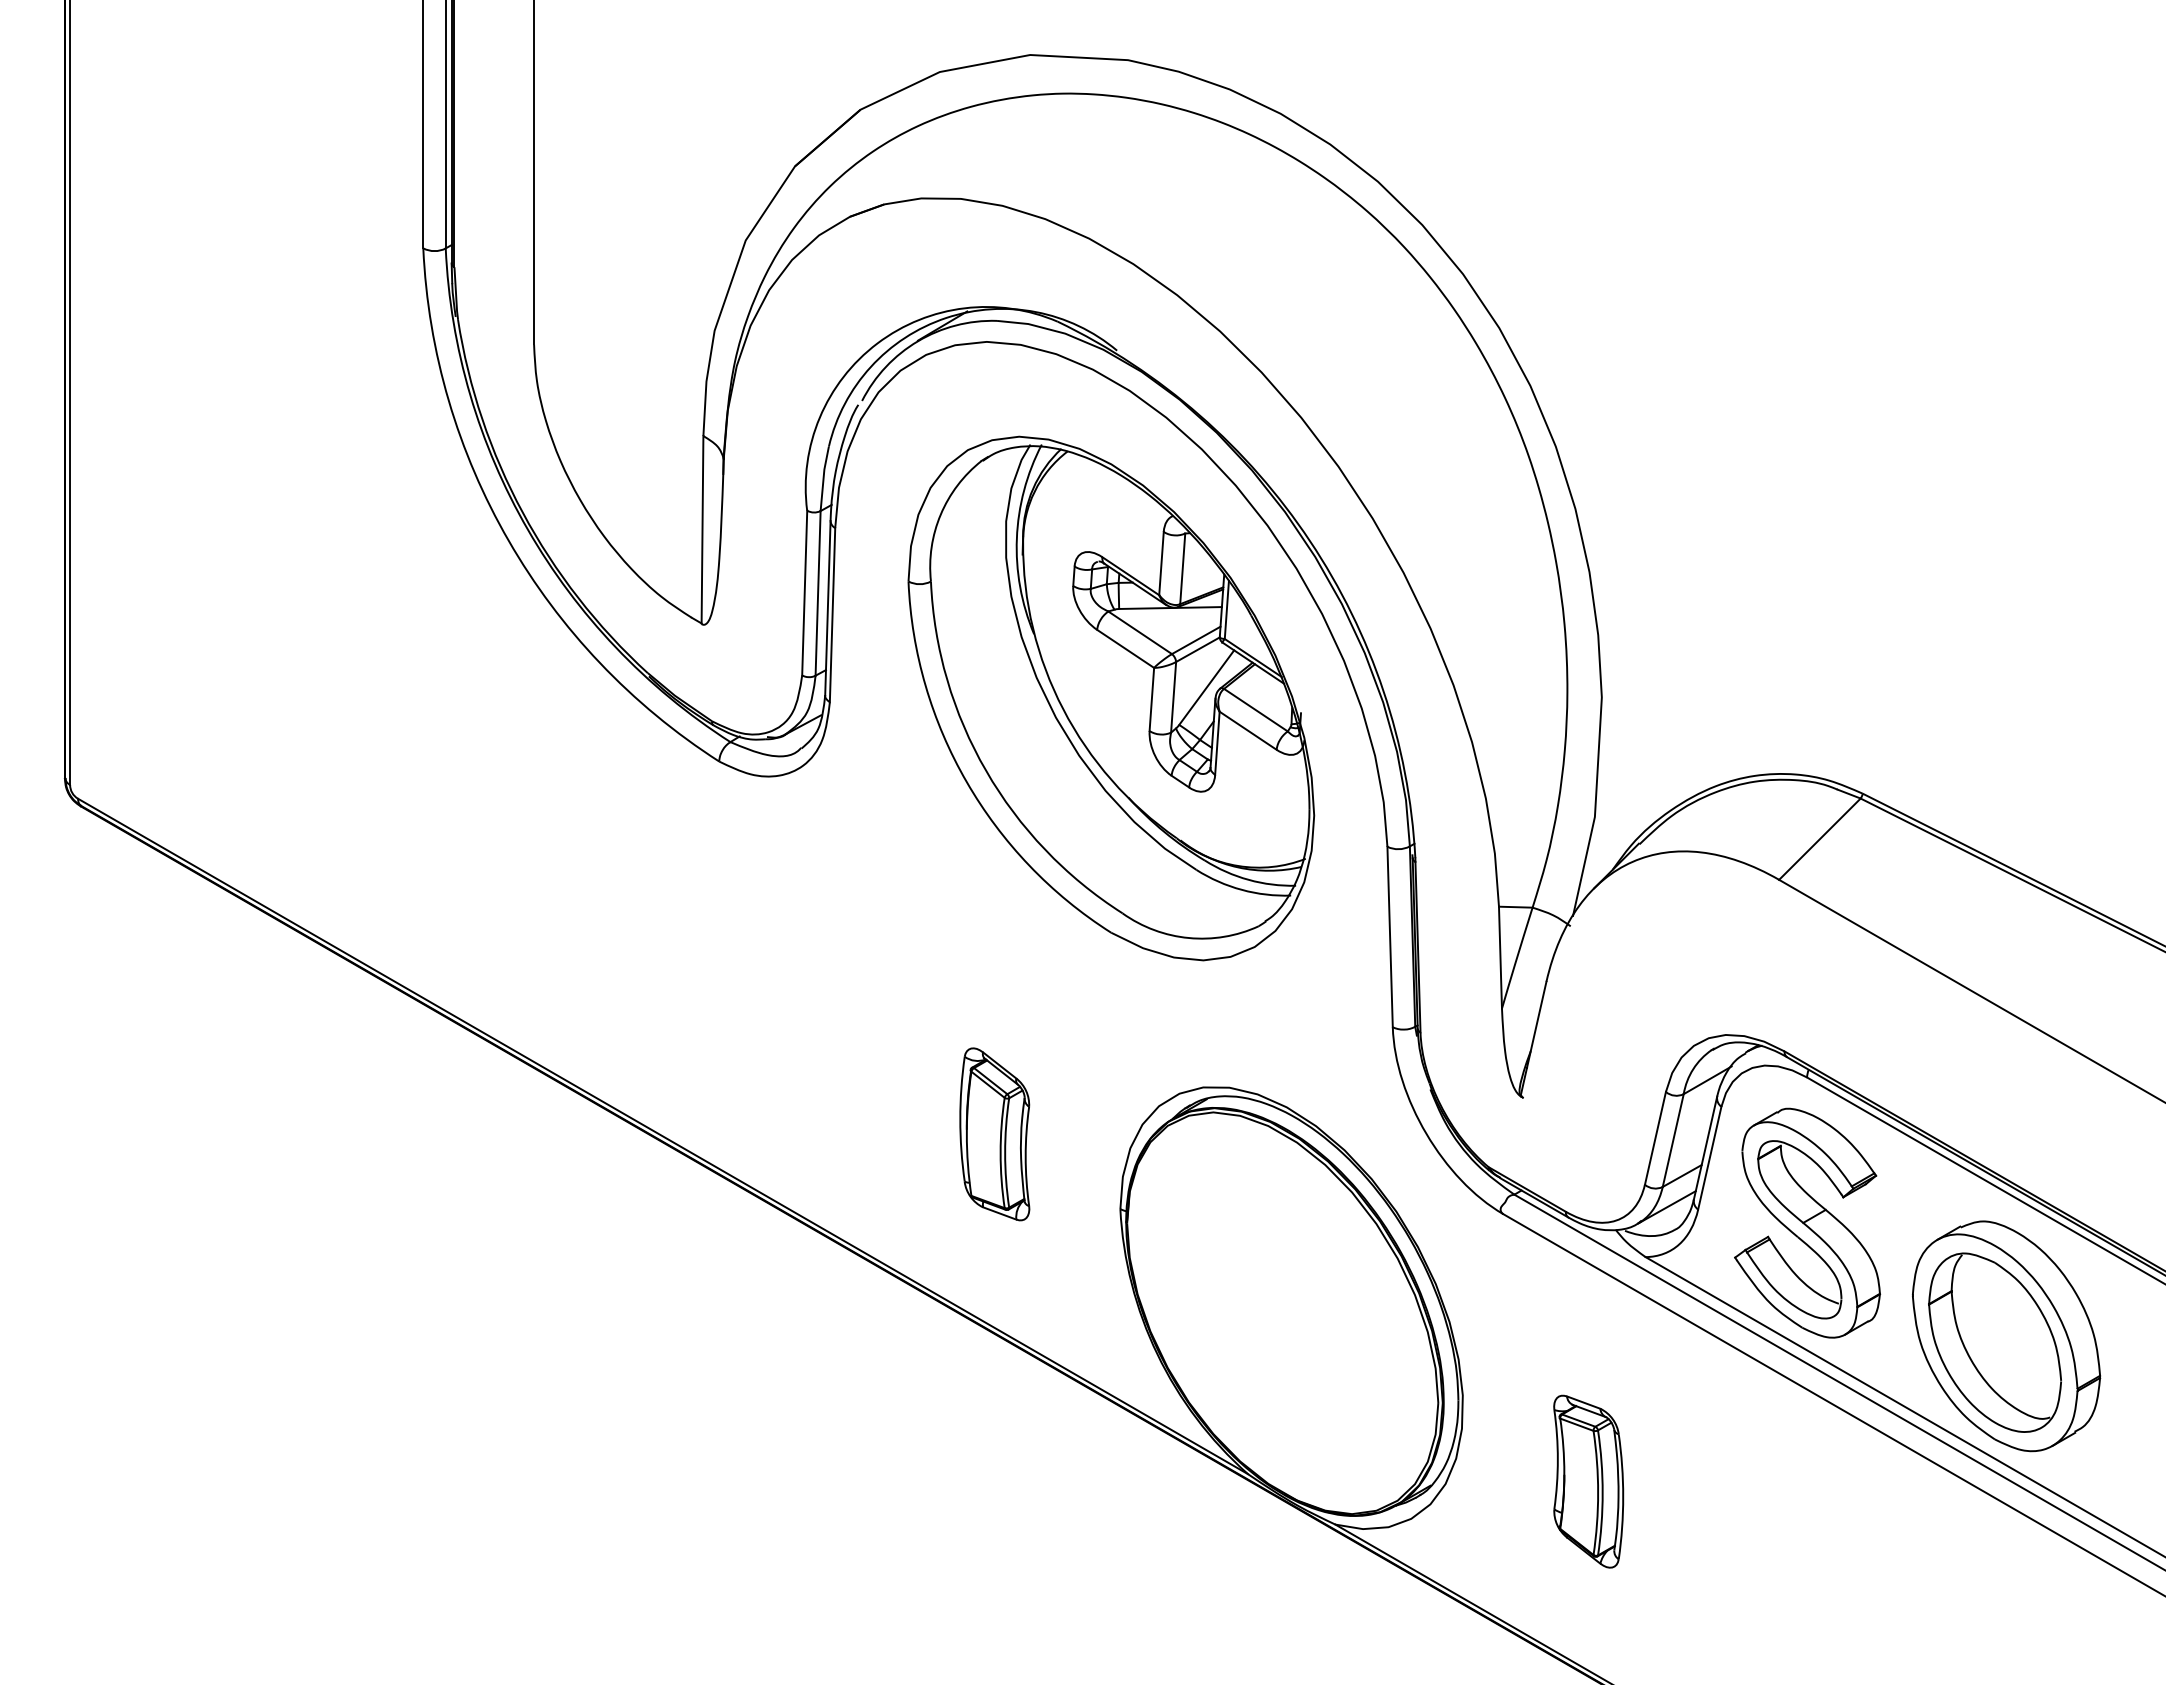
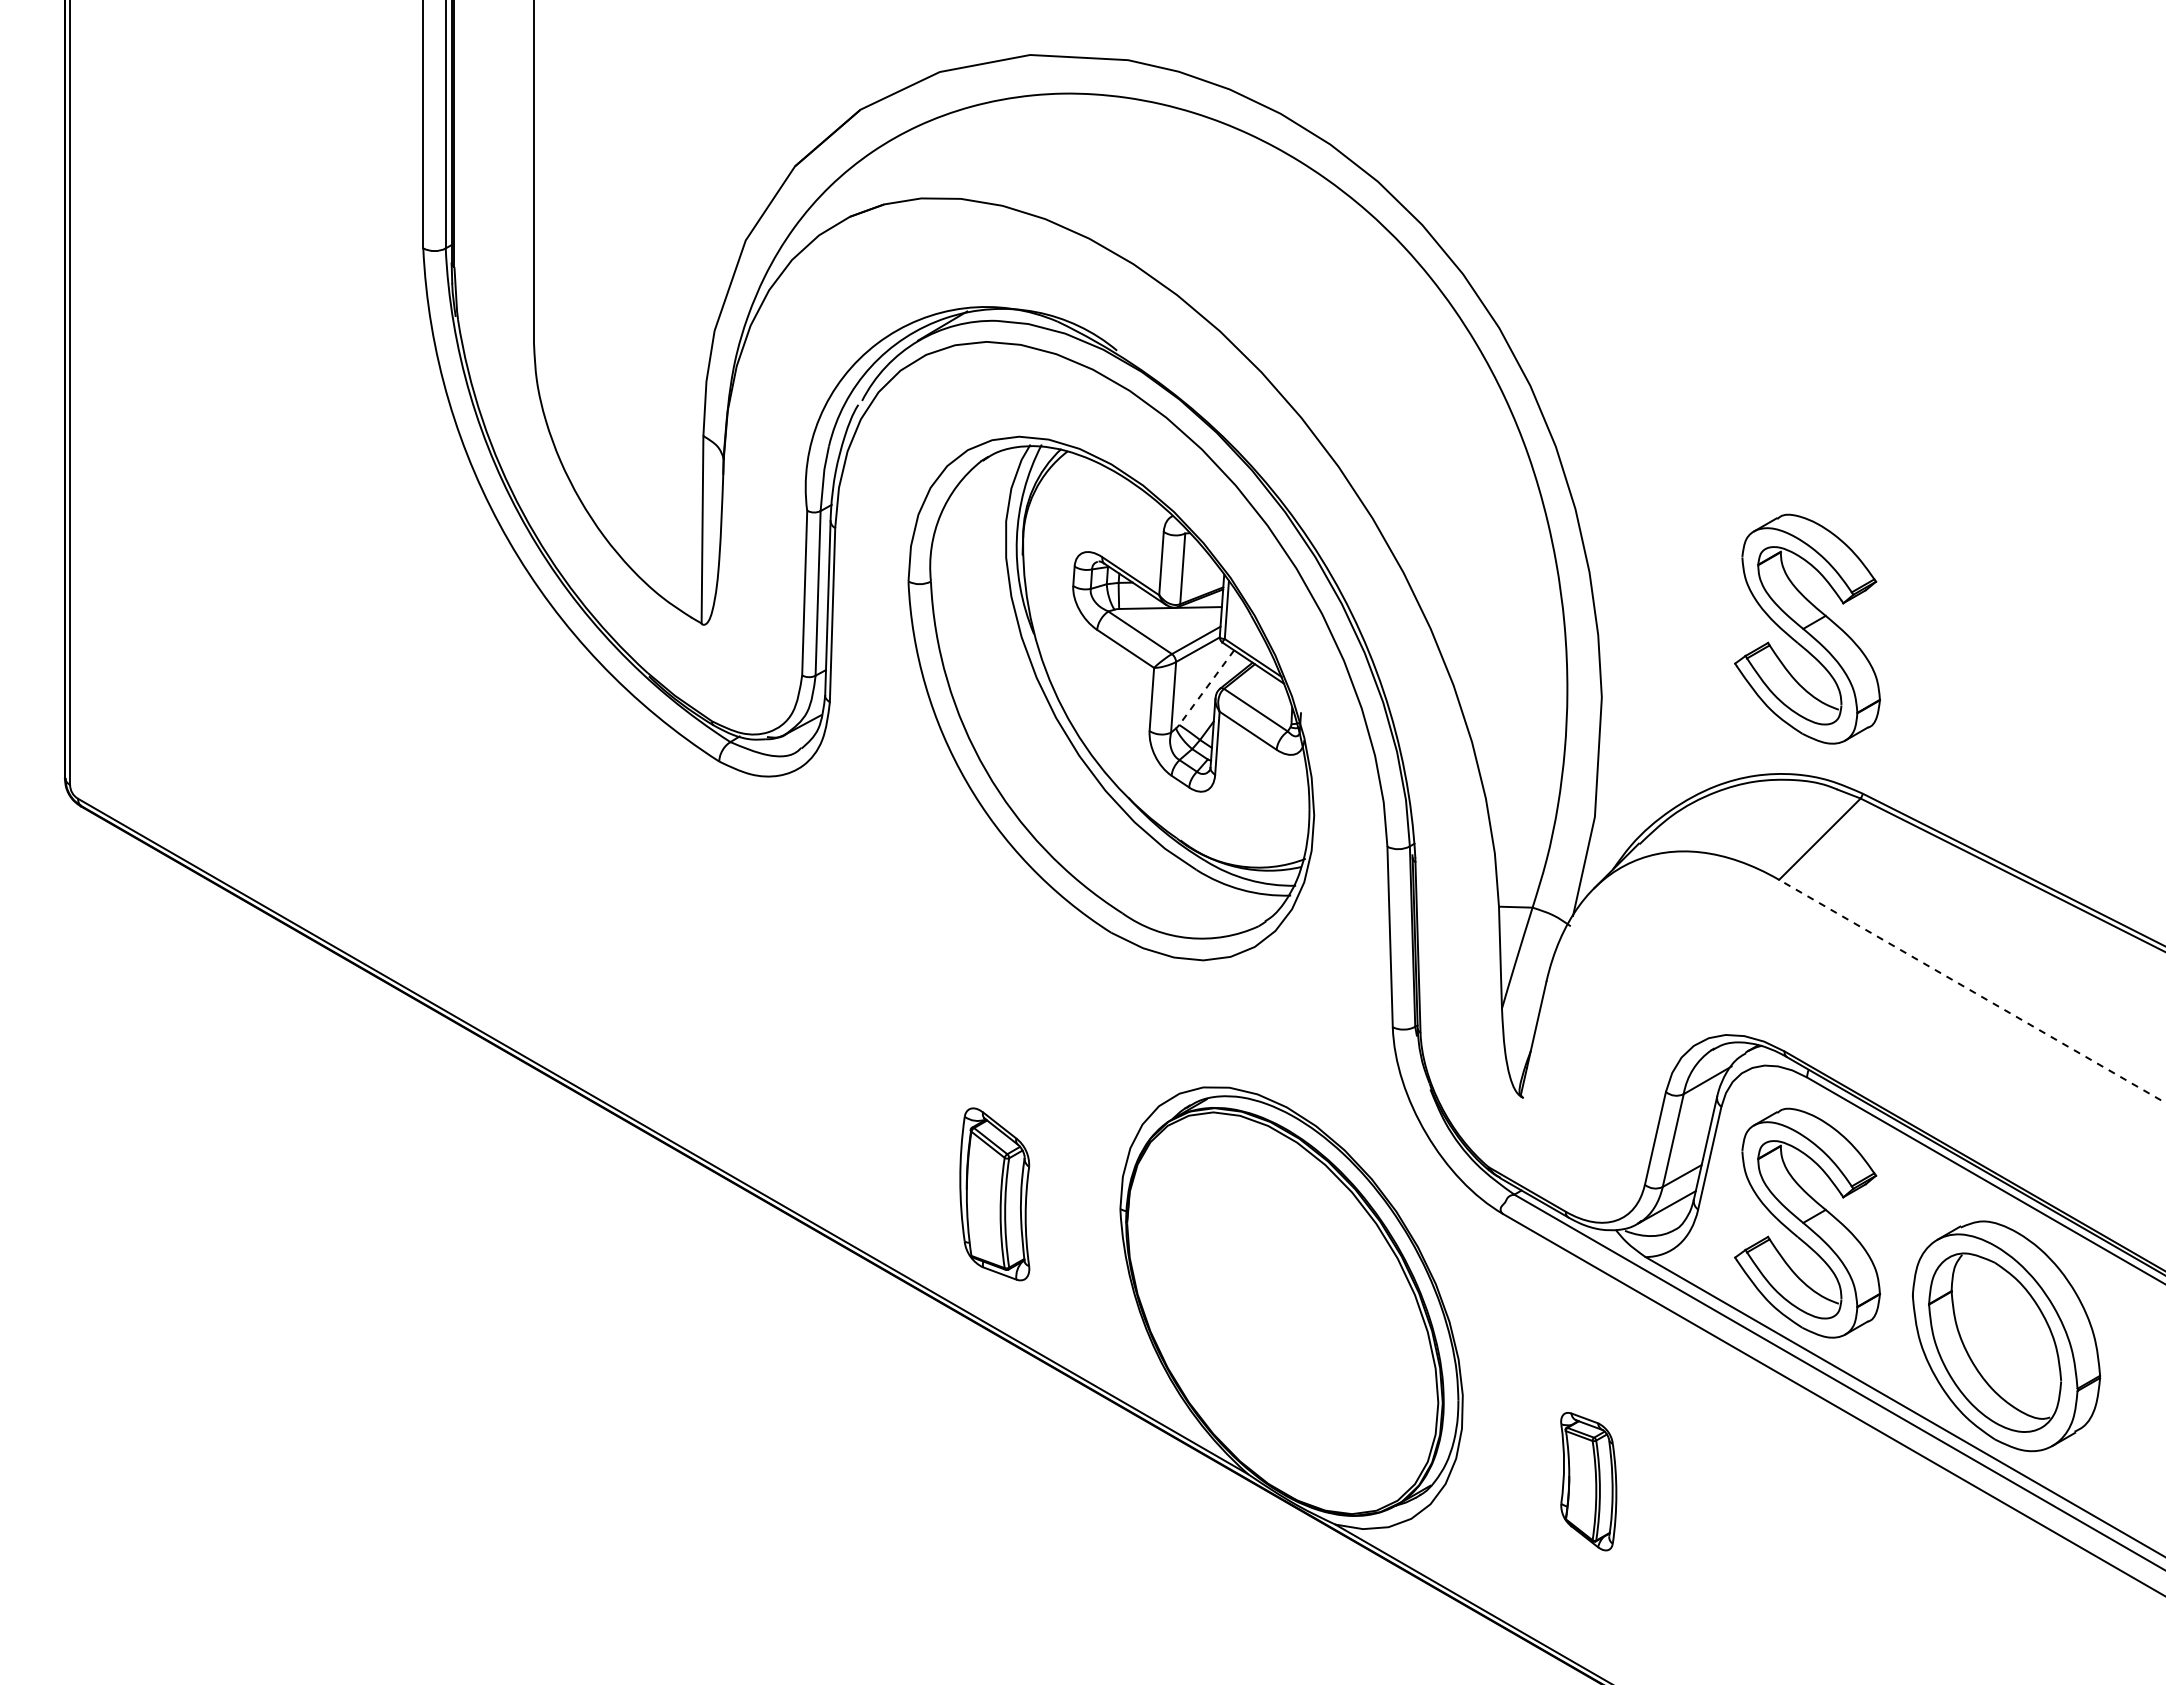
part: none -> present (1807, 628)
line: solid -> dashed (1206, 688)
line: solid -> dashed (1972, 991)
part position: (994, 1134) -> (994, 1194) (994, 1194)
part size: 72x175 px -> 58x140 px (1588, 1481)
